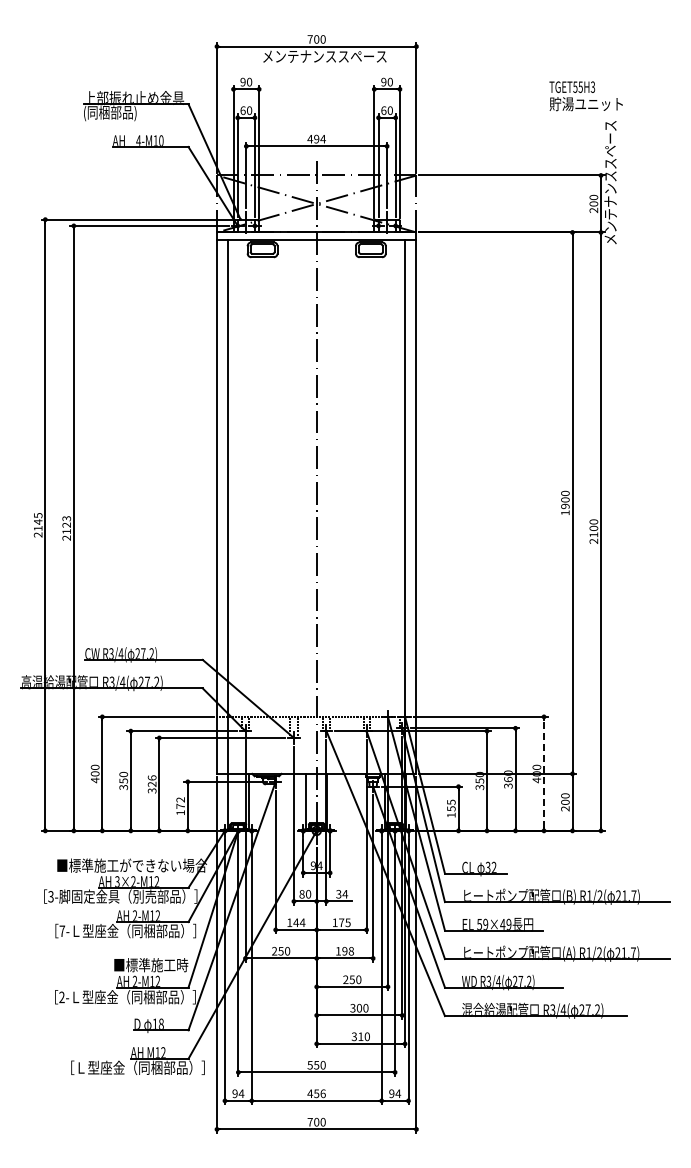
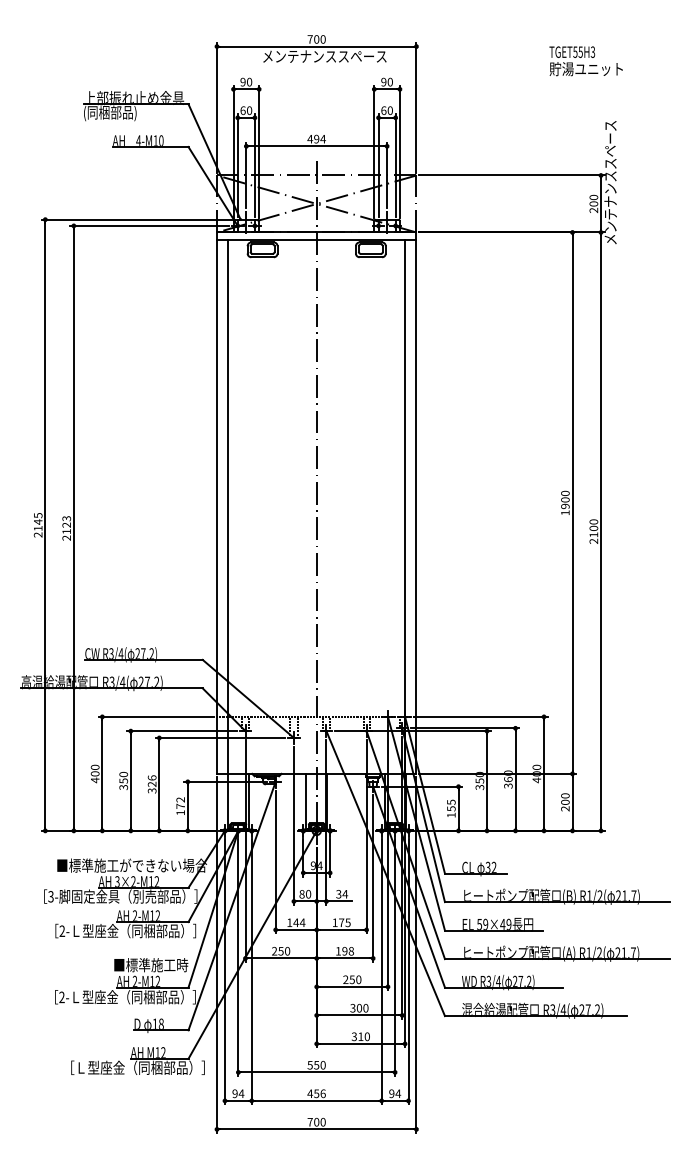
text position: (585, 96) -> (585, 61) (585, 61)
line: dashed -> solid (544, 773)
text: 7- -> 2- (62, 930)
